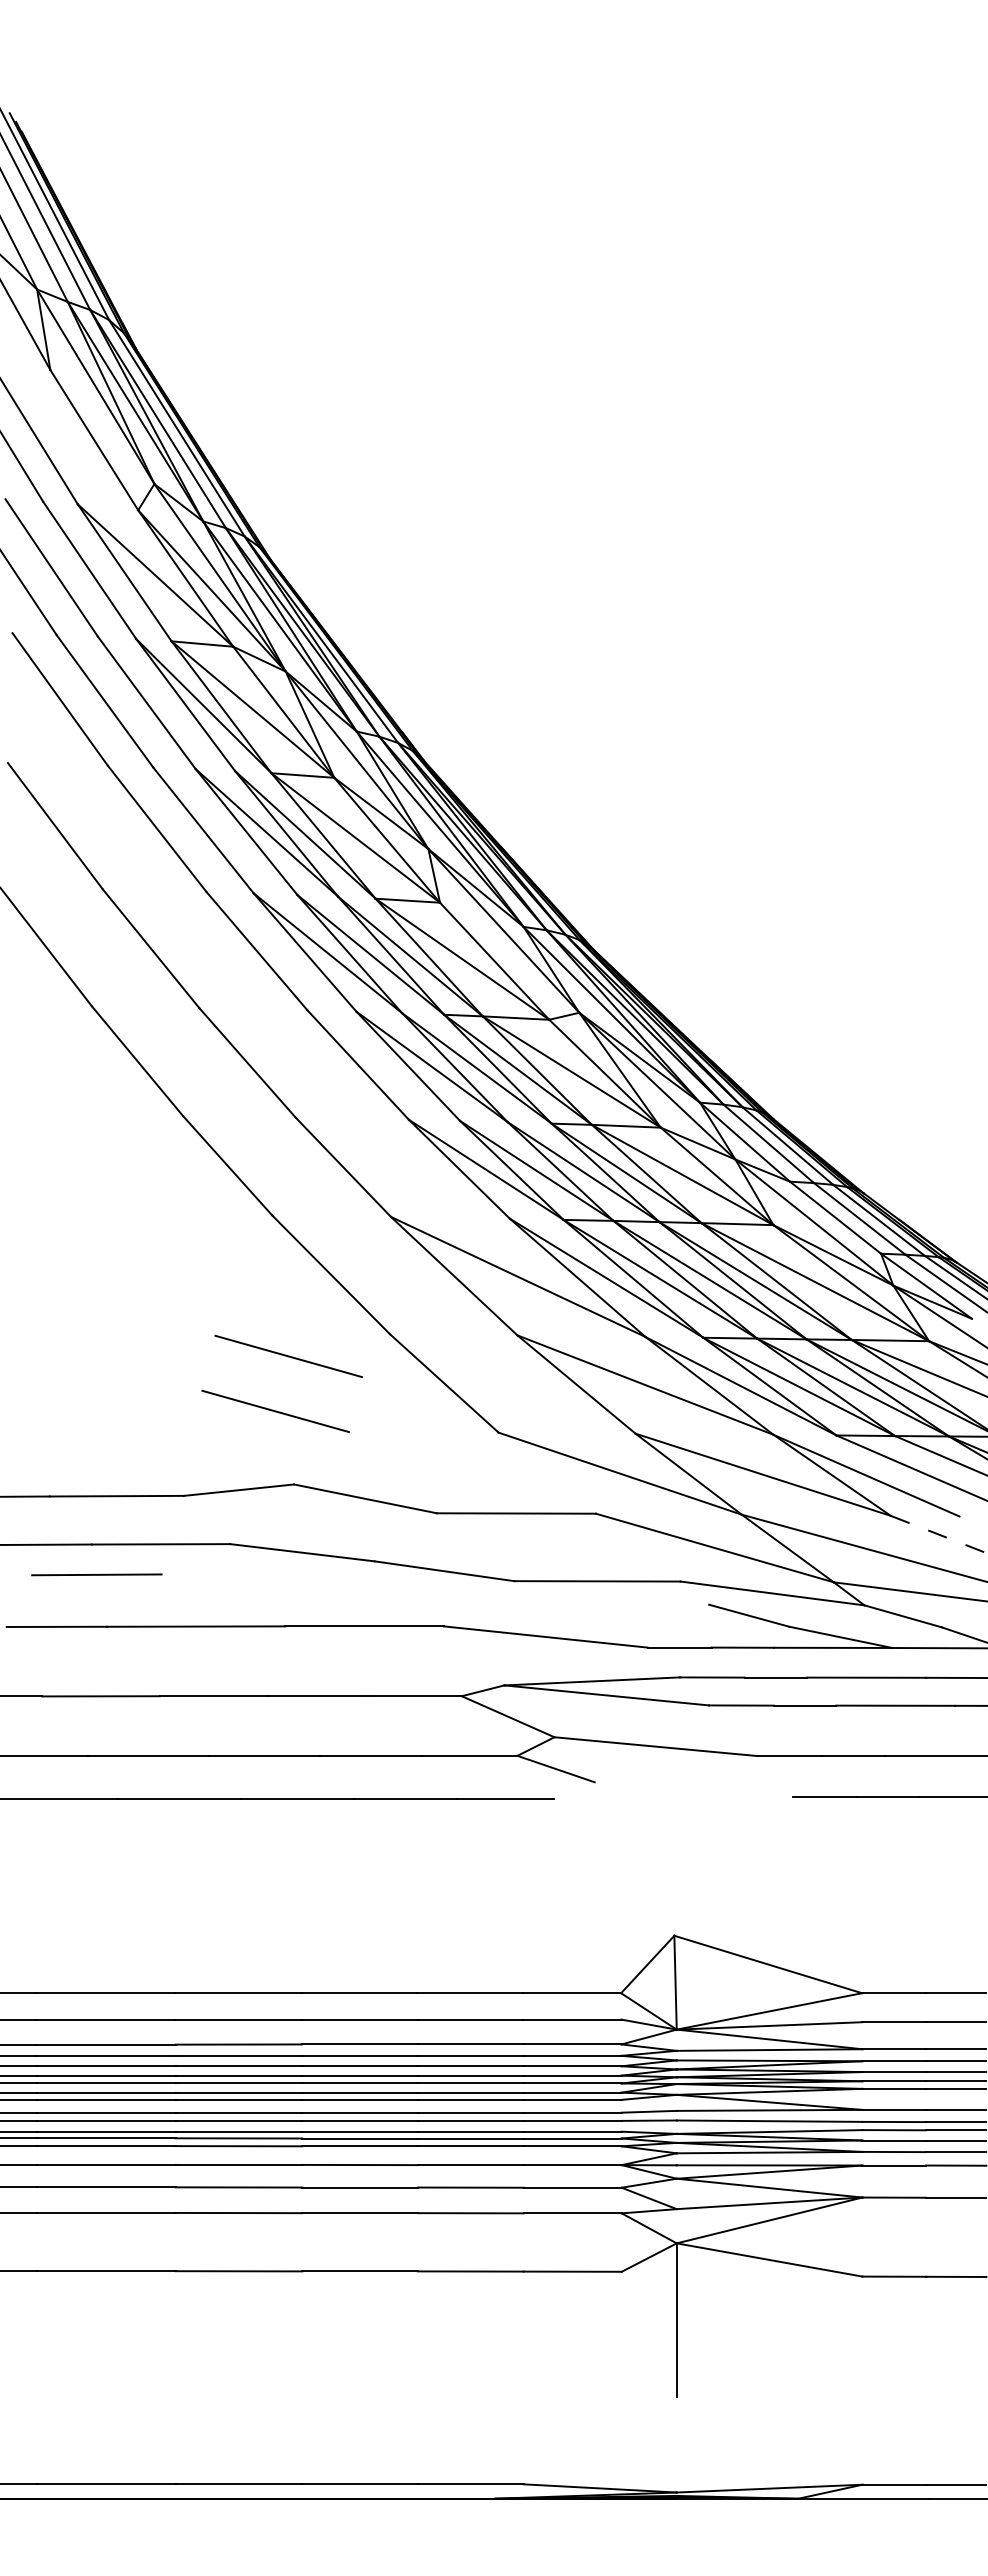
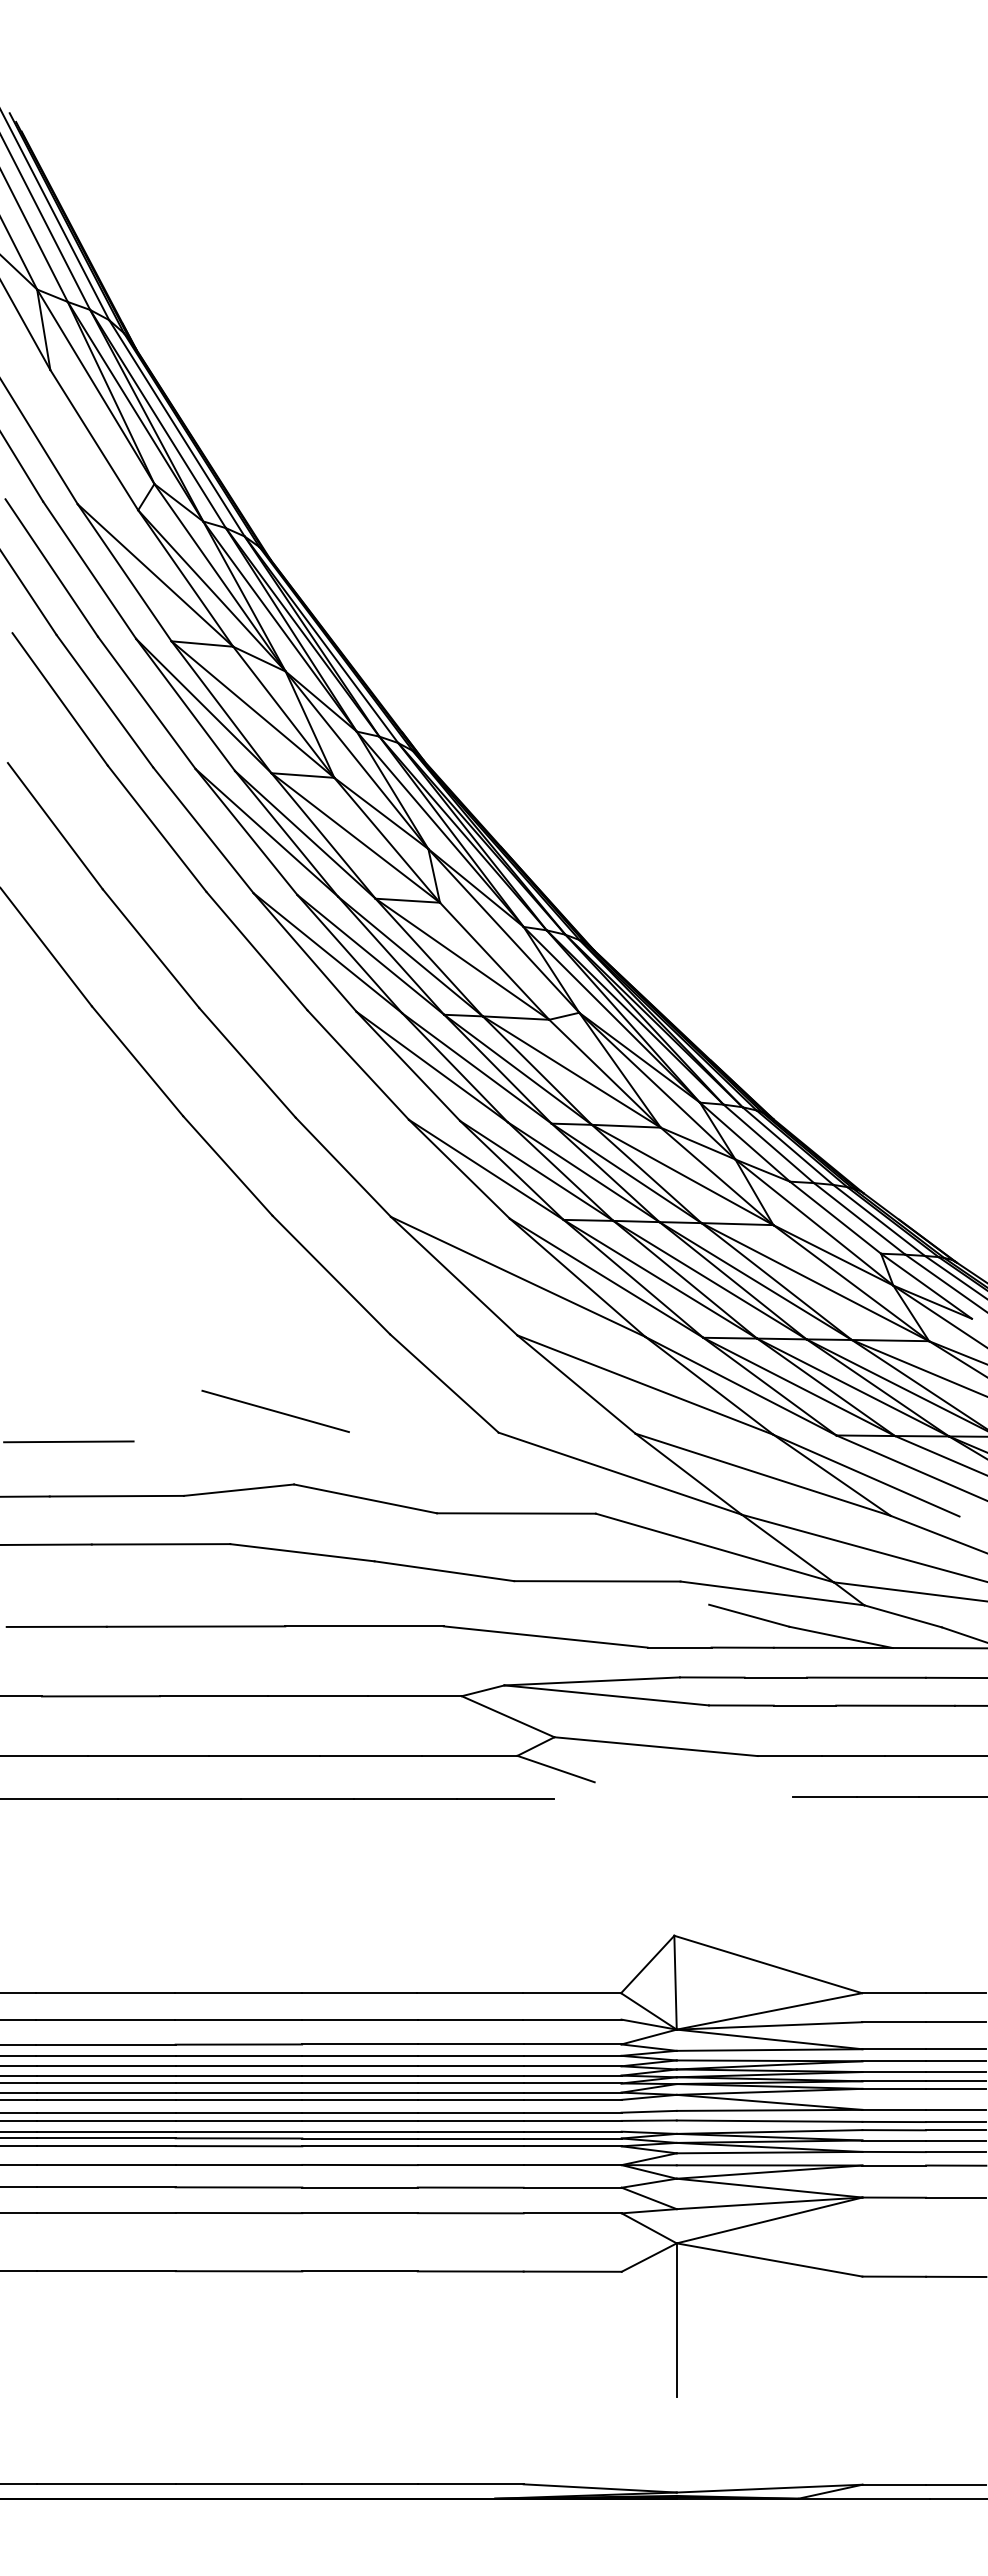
line: present -> none (288, 1355)
line: dashed -> solid (939, 1534)
line position: (96, 1574) -> (68, 1441) (68, 1441)
